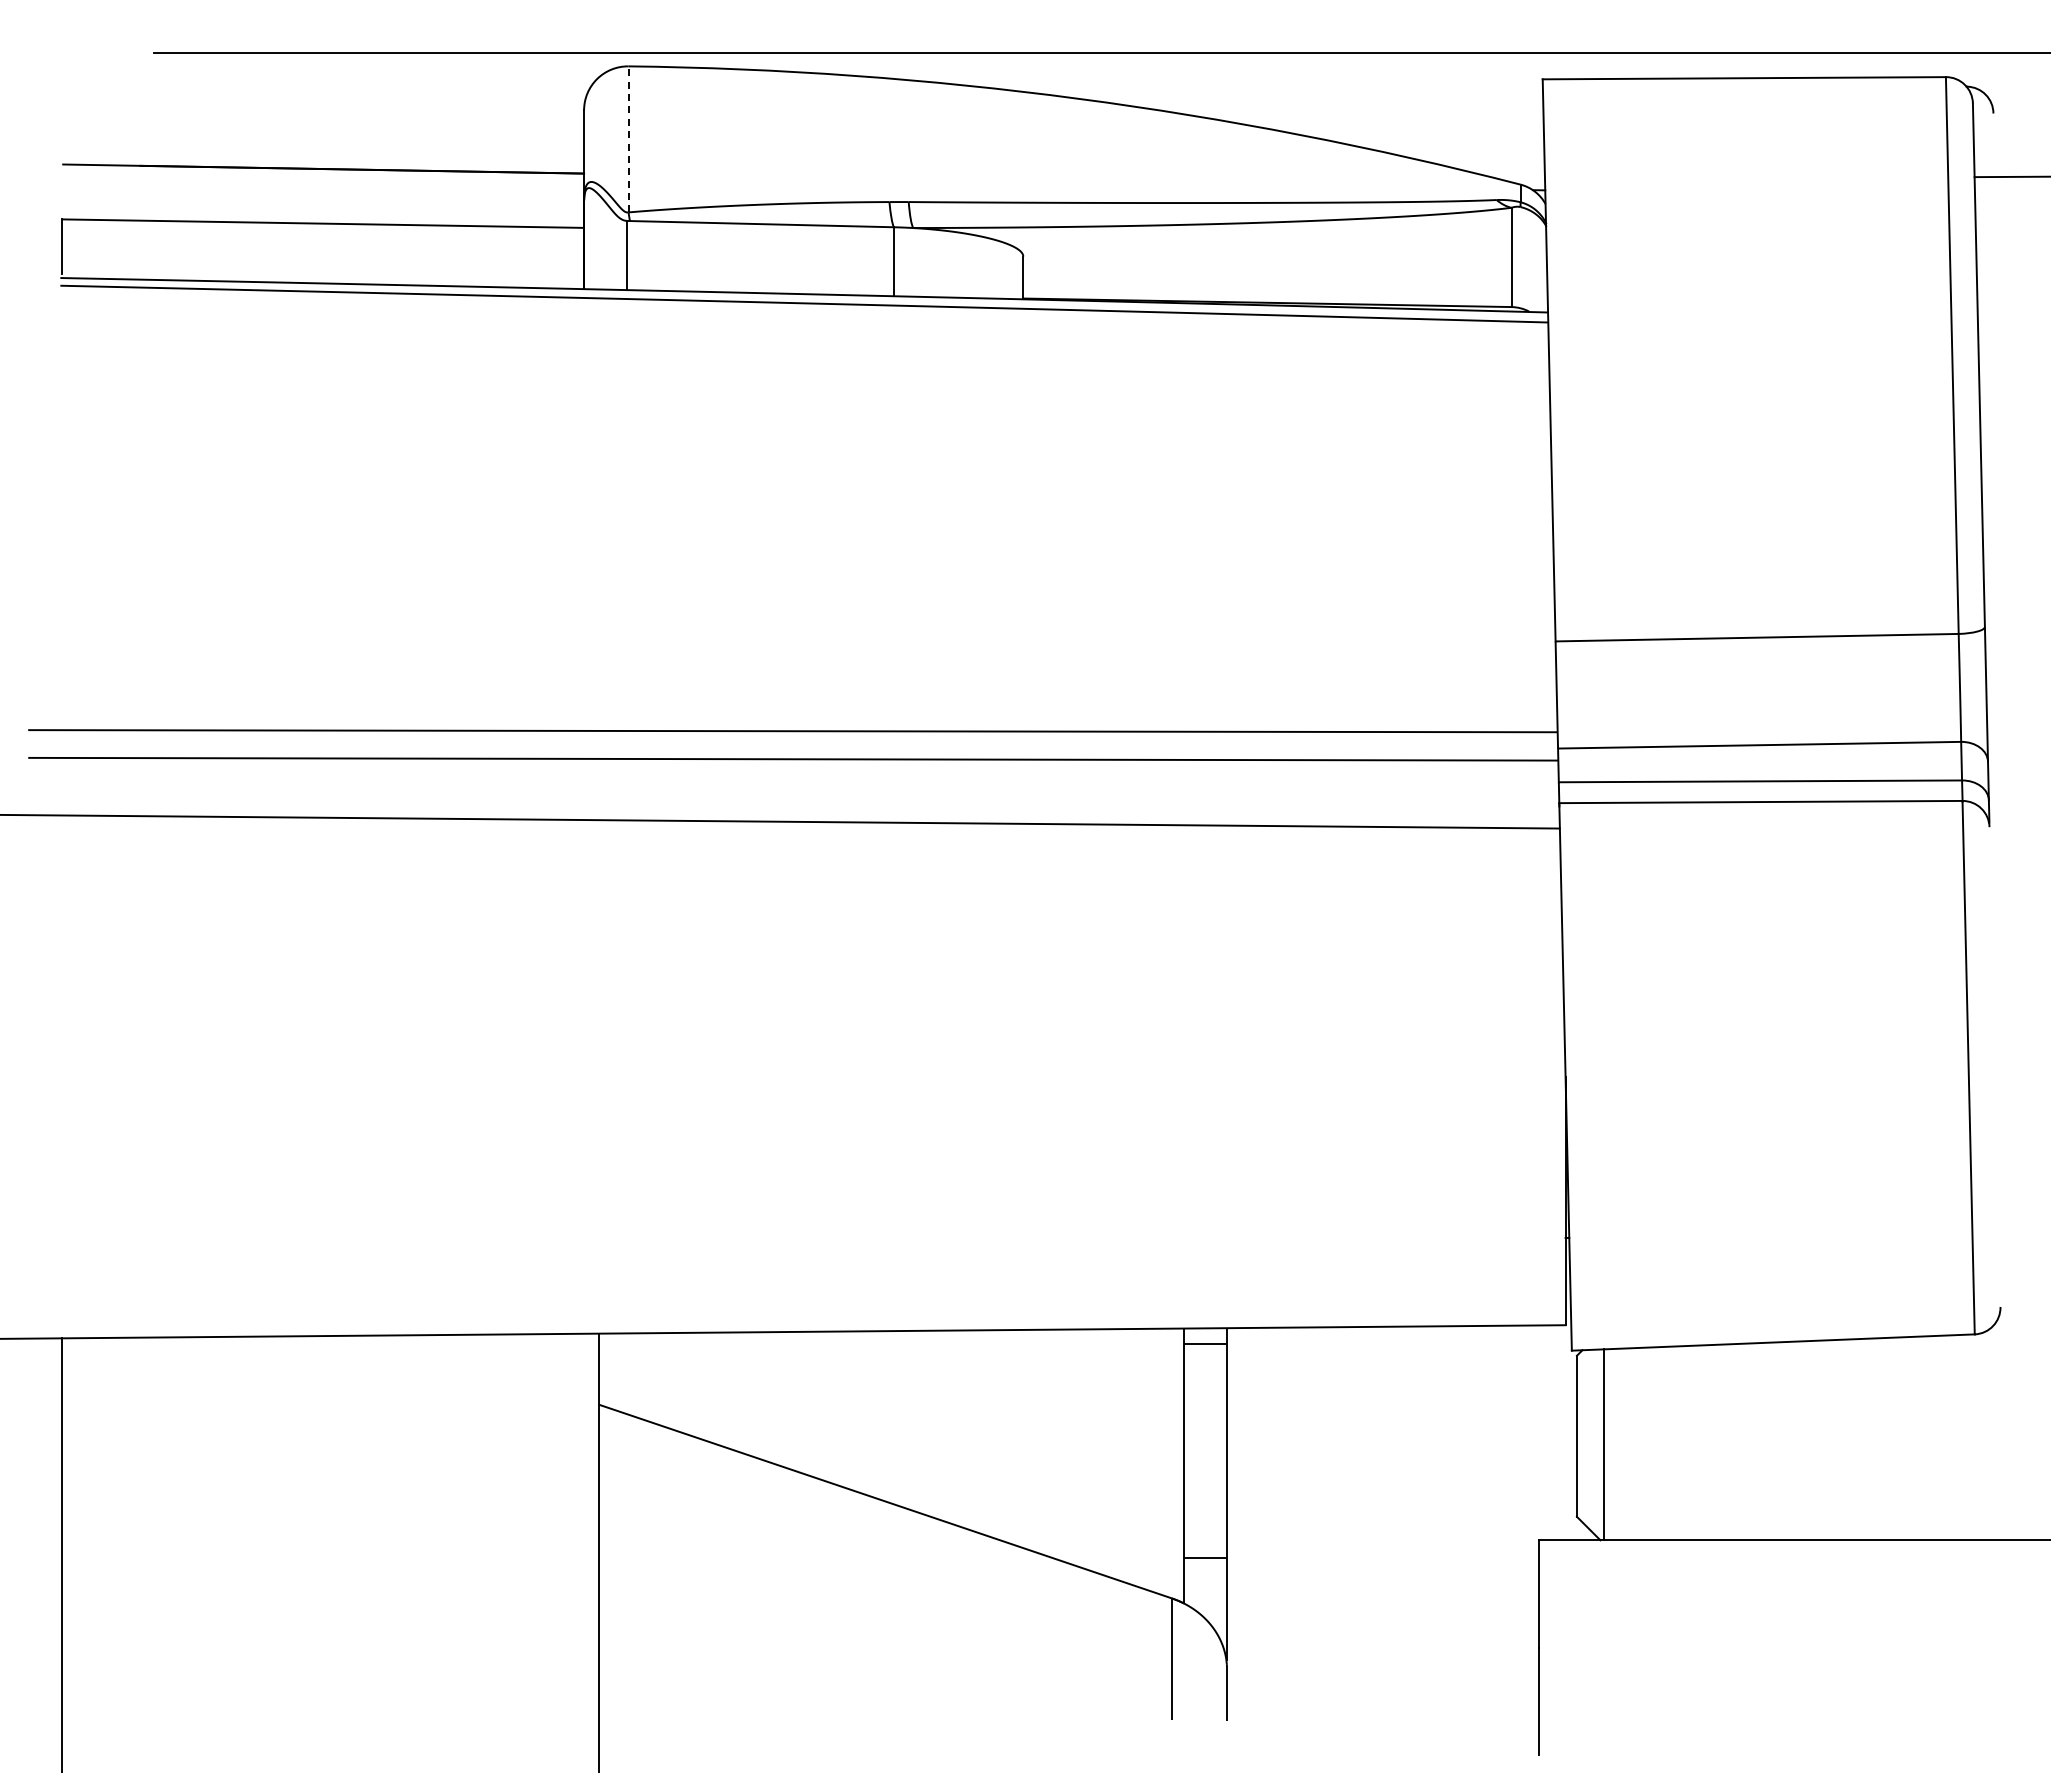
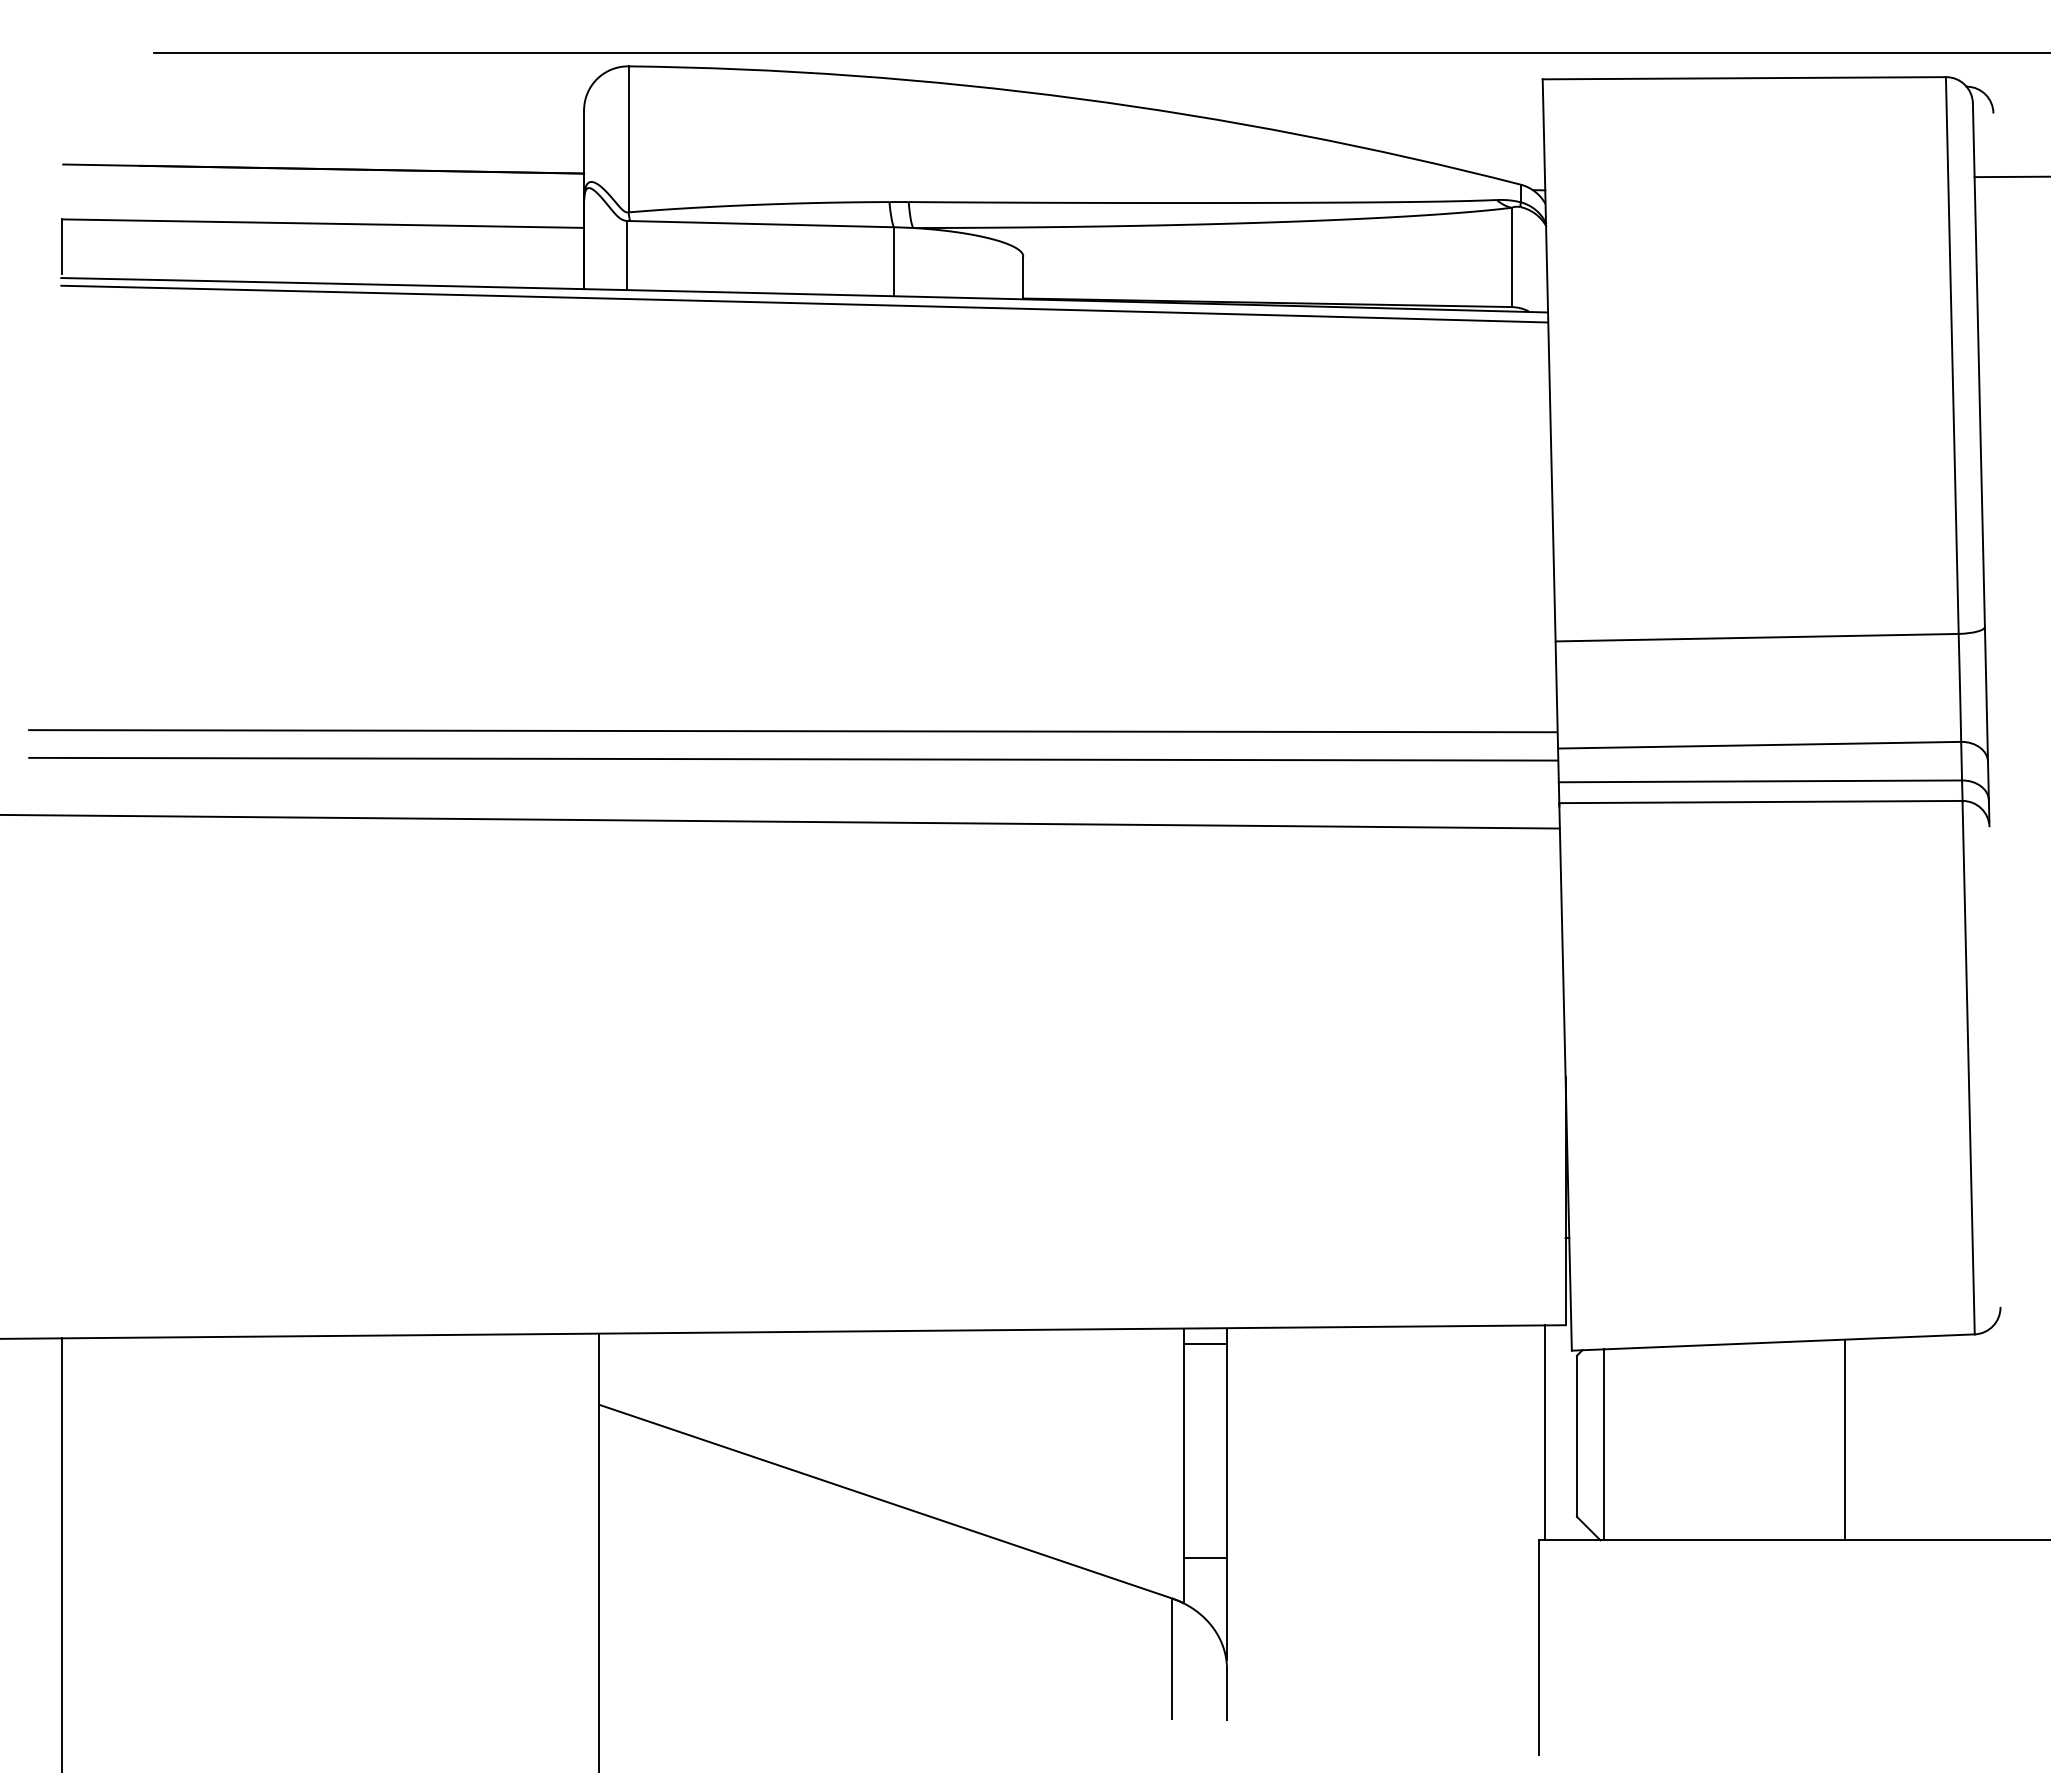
line: dashed -> solid (628, 138)
line: none -> present (1544, 1432)
line: none -> present (1845, 1439)
